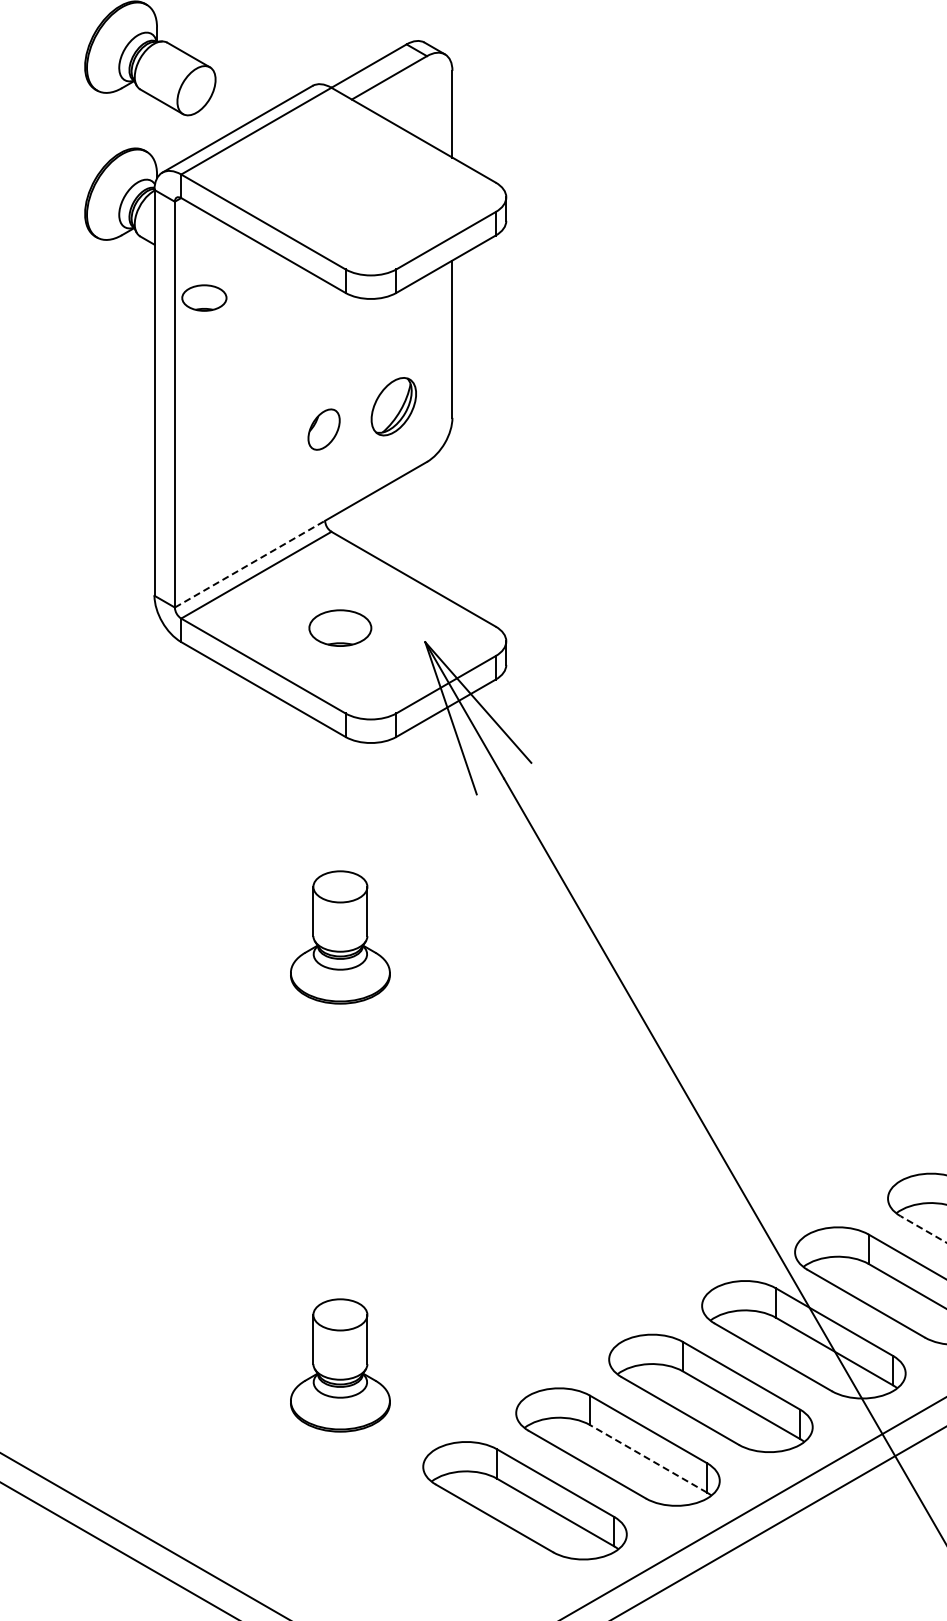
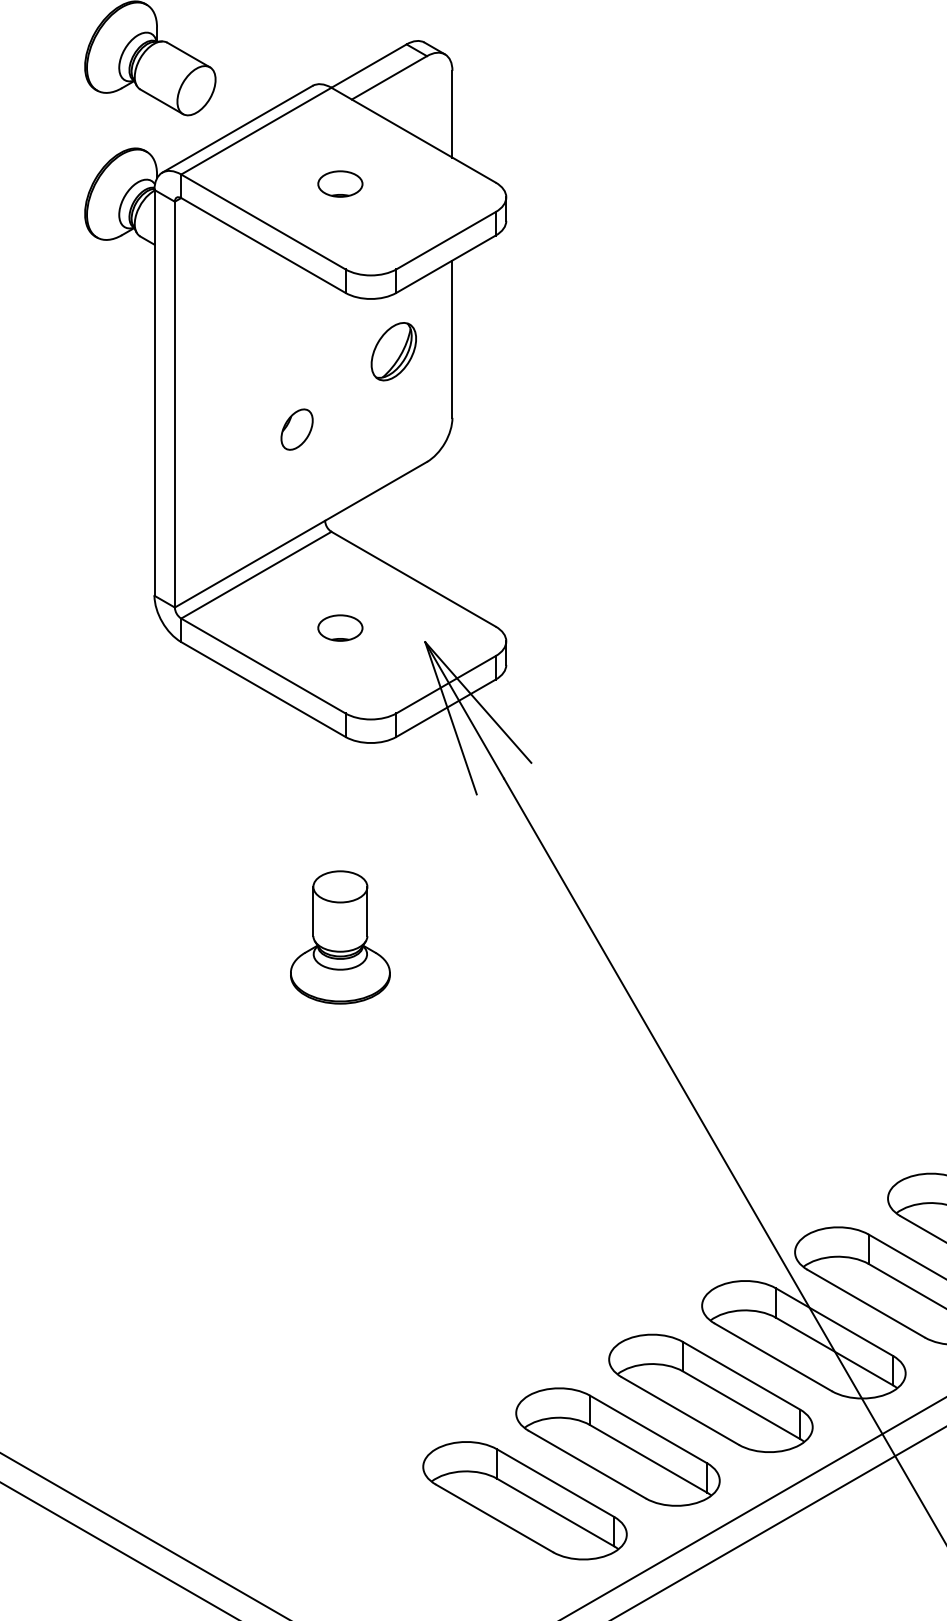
part position: (204, 297) -> (340, 183) (340, 183)
part position: (393, 406) -> (393, 351) (393, 351)
part position: (323, 429) -> (296, 429) (296, 429)
line: dashed -> solid (250, 564)
part size: 65x38 px -> 47x28 px (340, 627)
line: dashed -> solid (923, 1229)
part: present -> none (340, 1365)
line: dashed -> solid (648, 1458)
